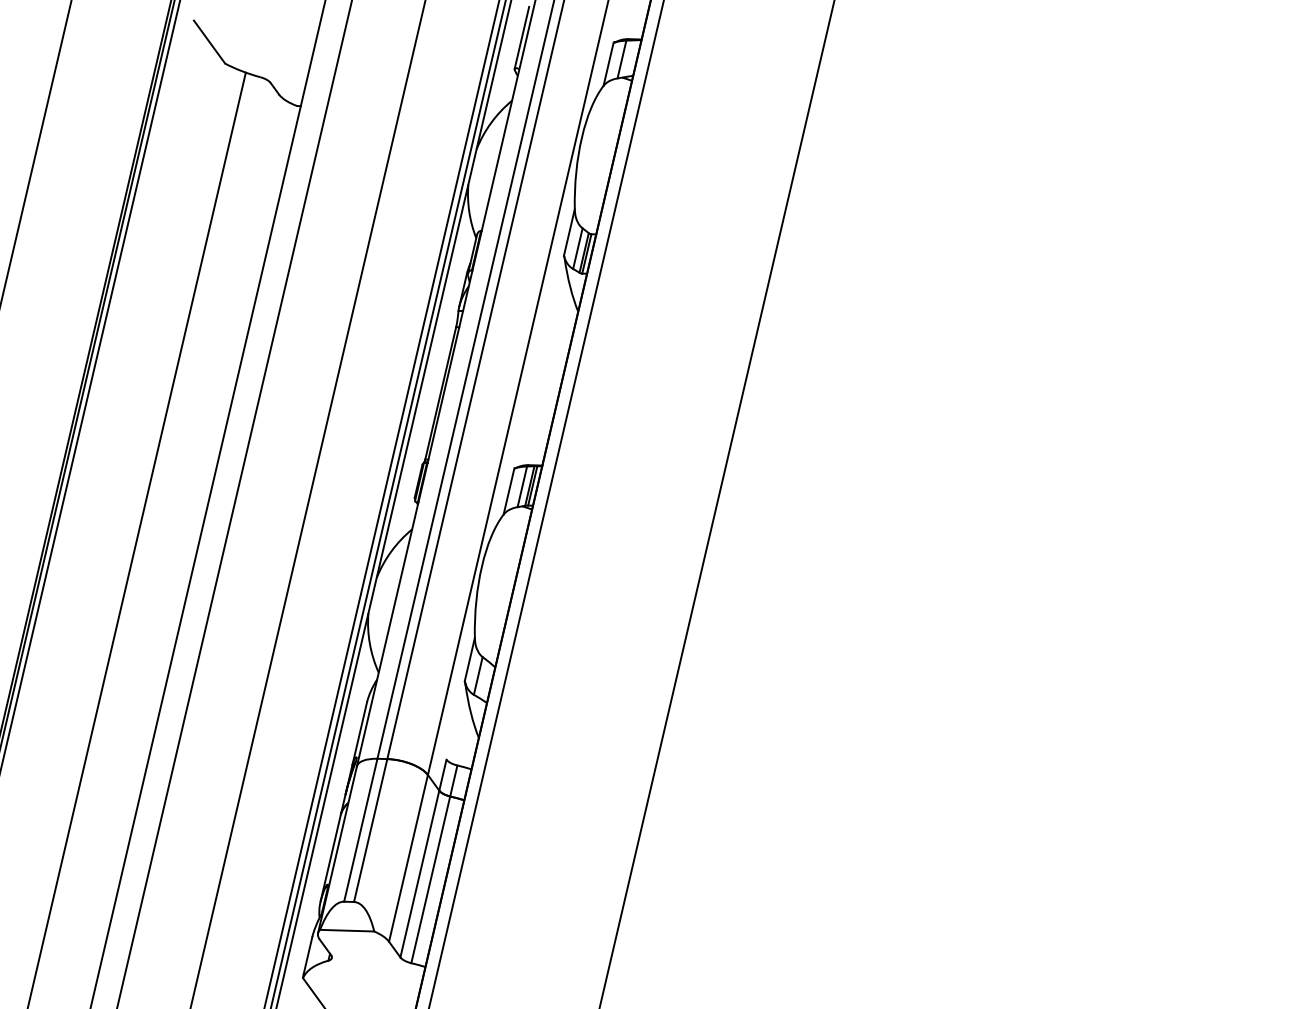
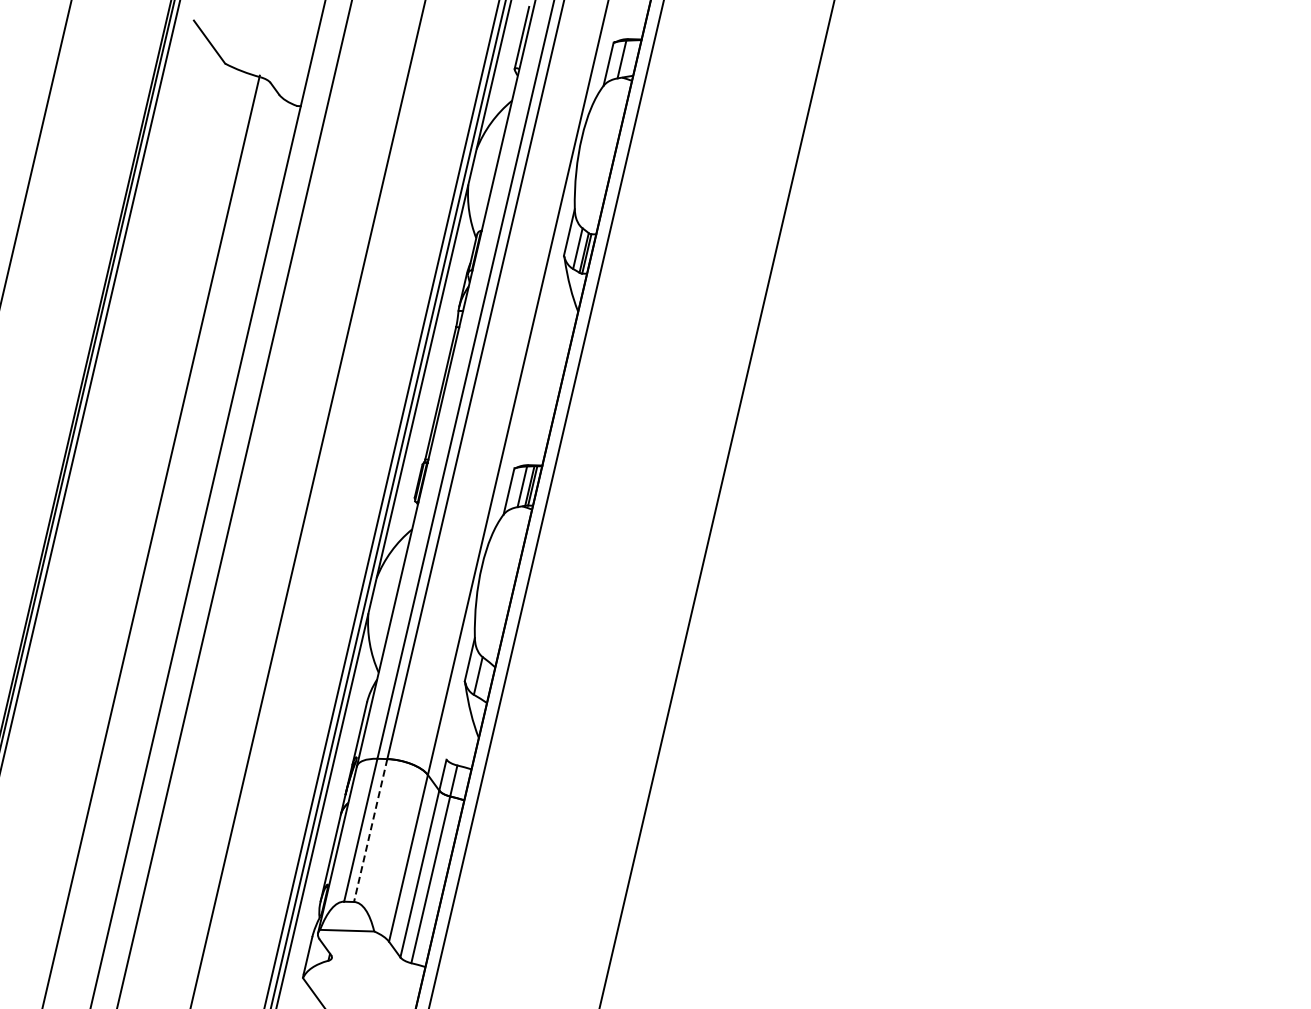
line position: (136, 538) -> (151, 540) (151, 540)
line: solid -> dashed (370, 831)
